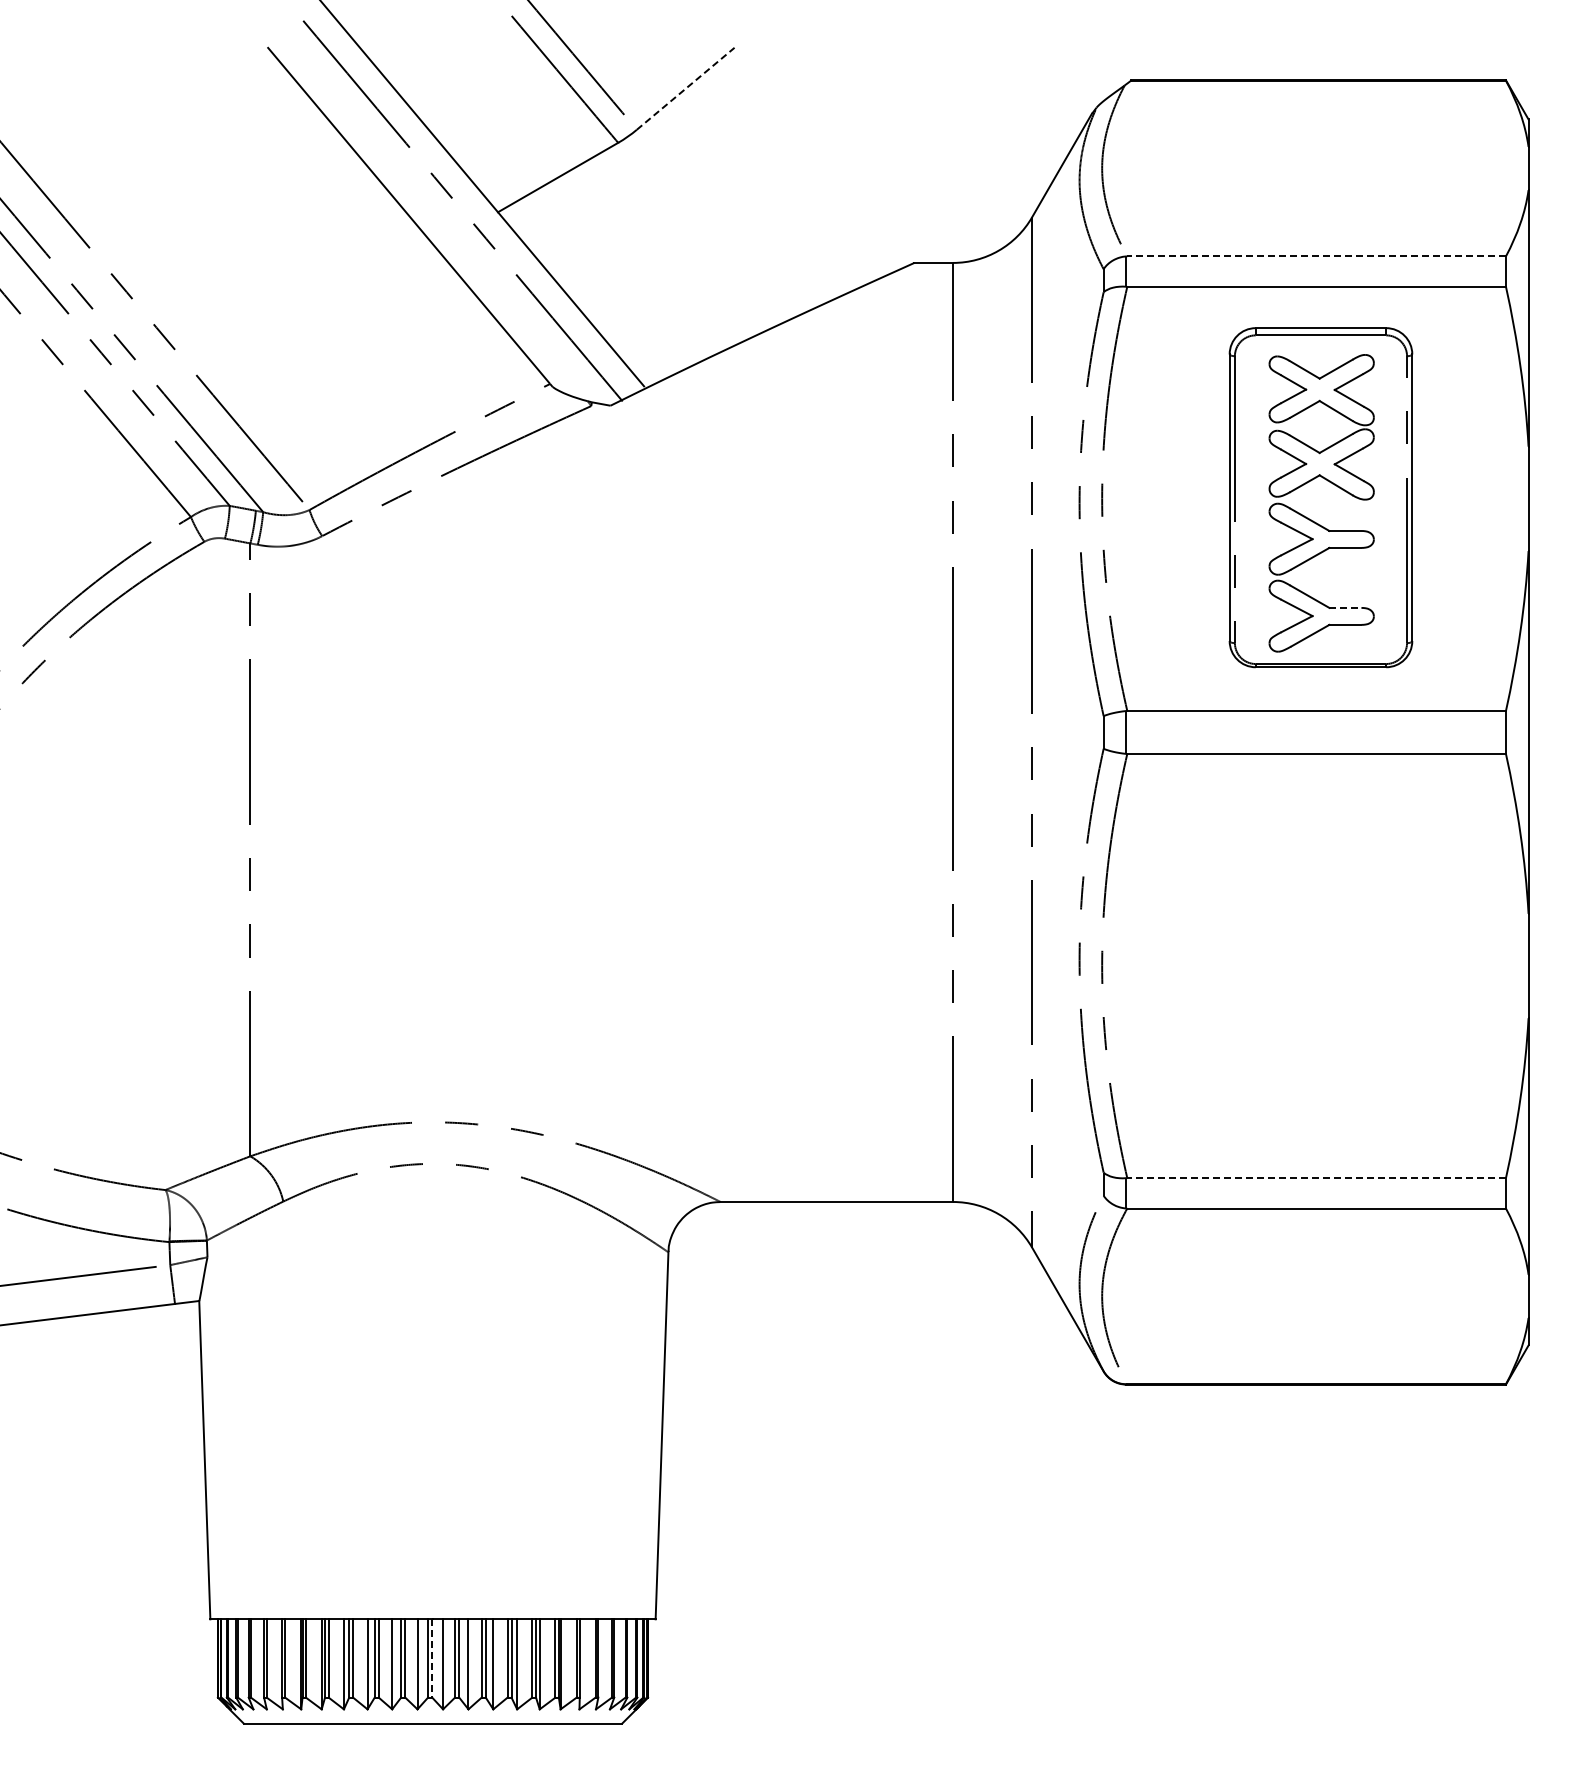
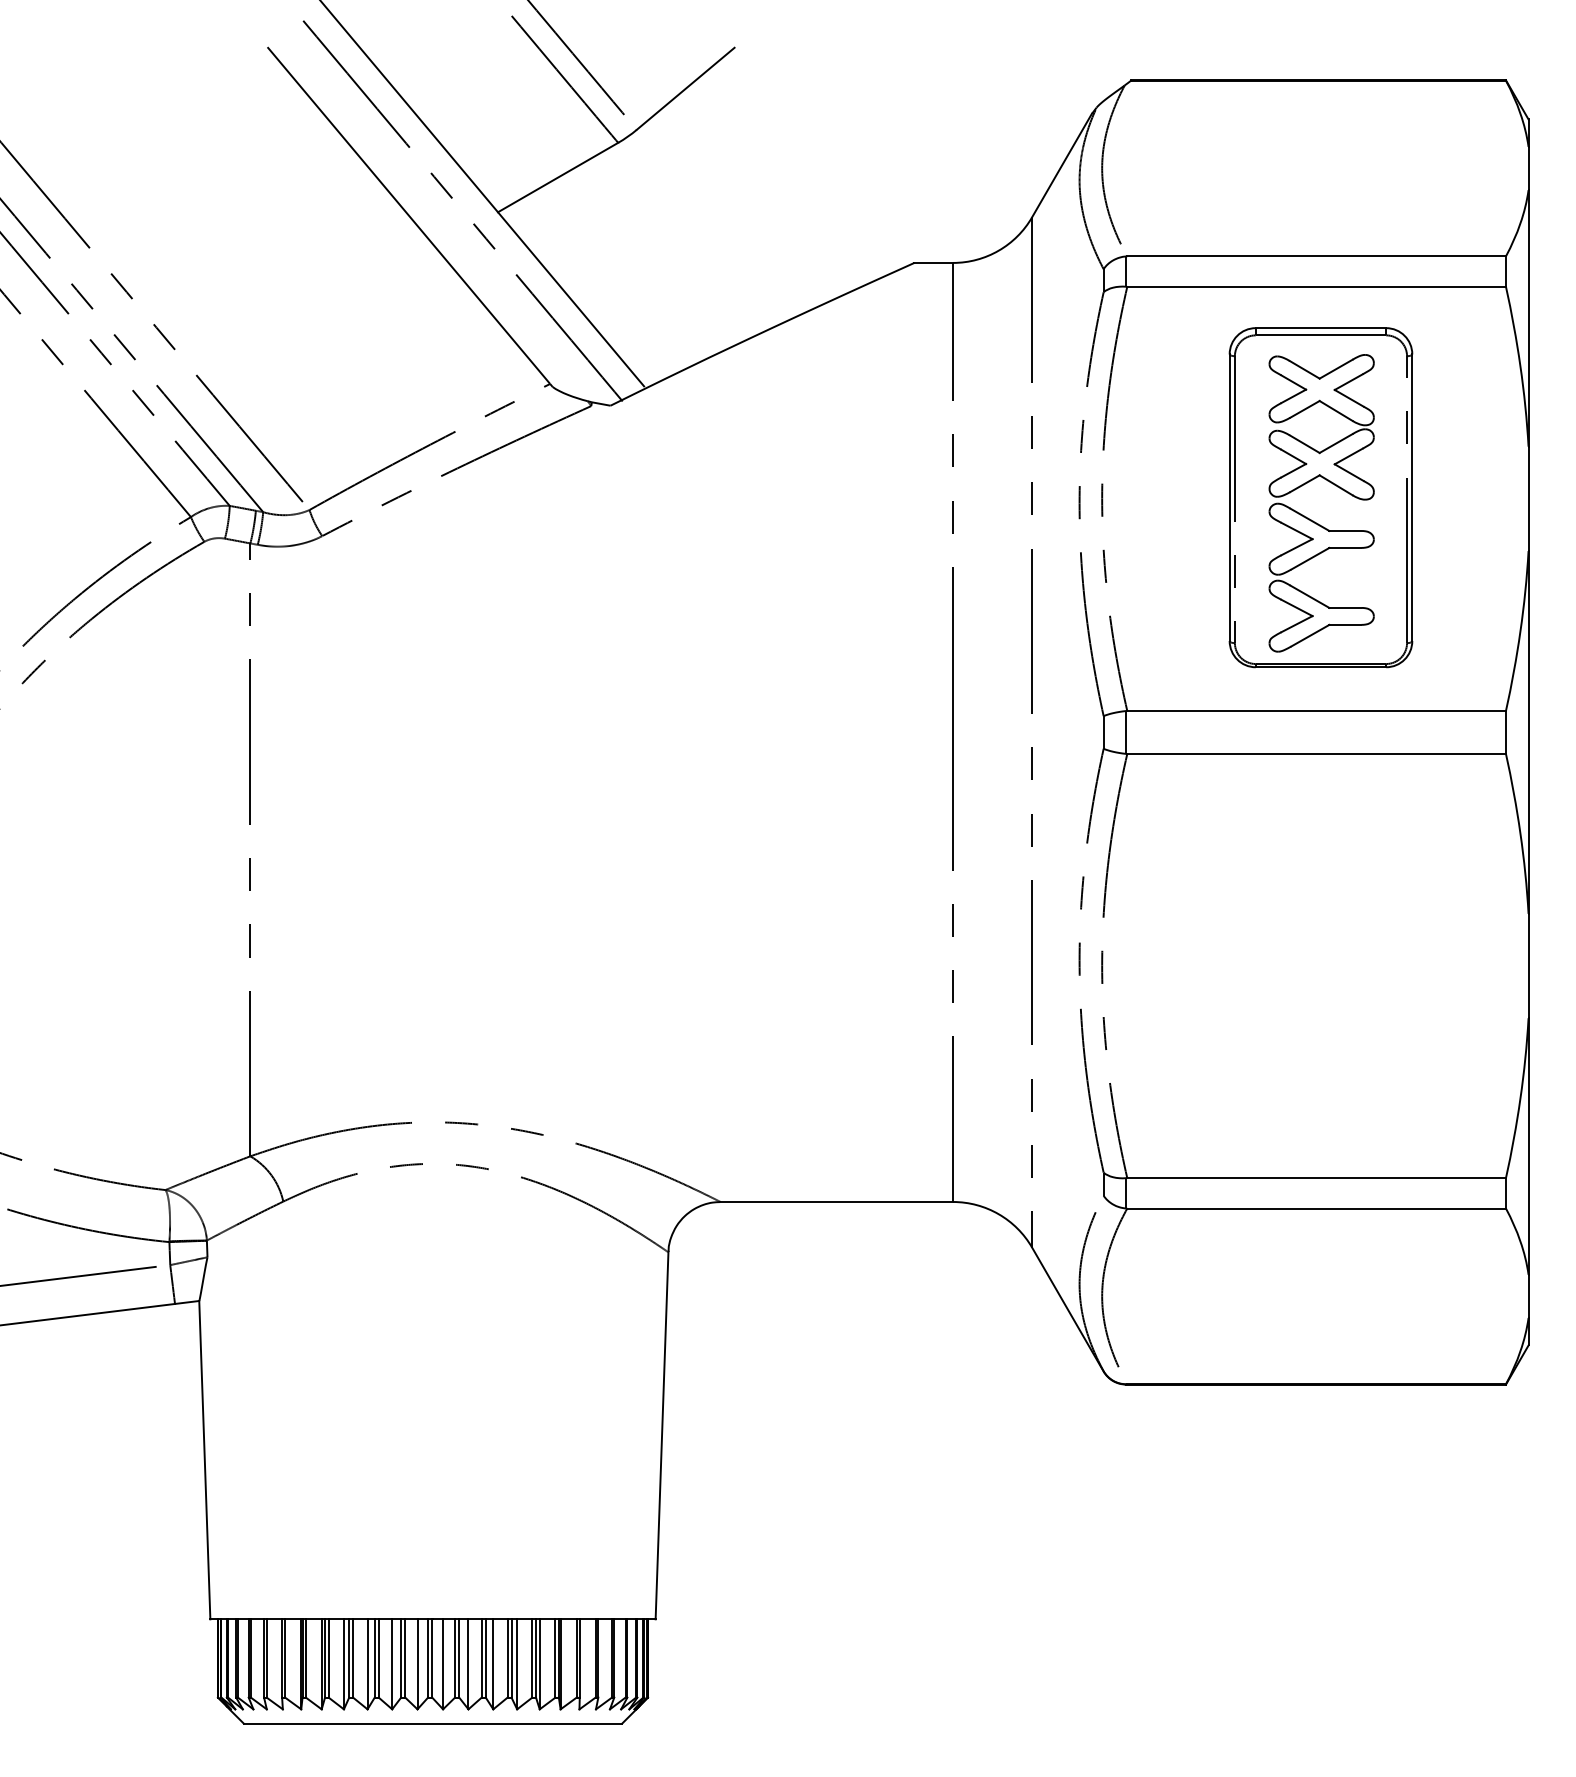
line: dashed -> solid (685, 88)
line: dashed -> solid (1316, 256)
line: dashed -> solid (1345, 607)
line: dashed -> solid (1316, 1178)
line: dashed -> solid (432, 1658)
